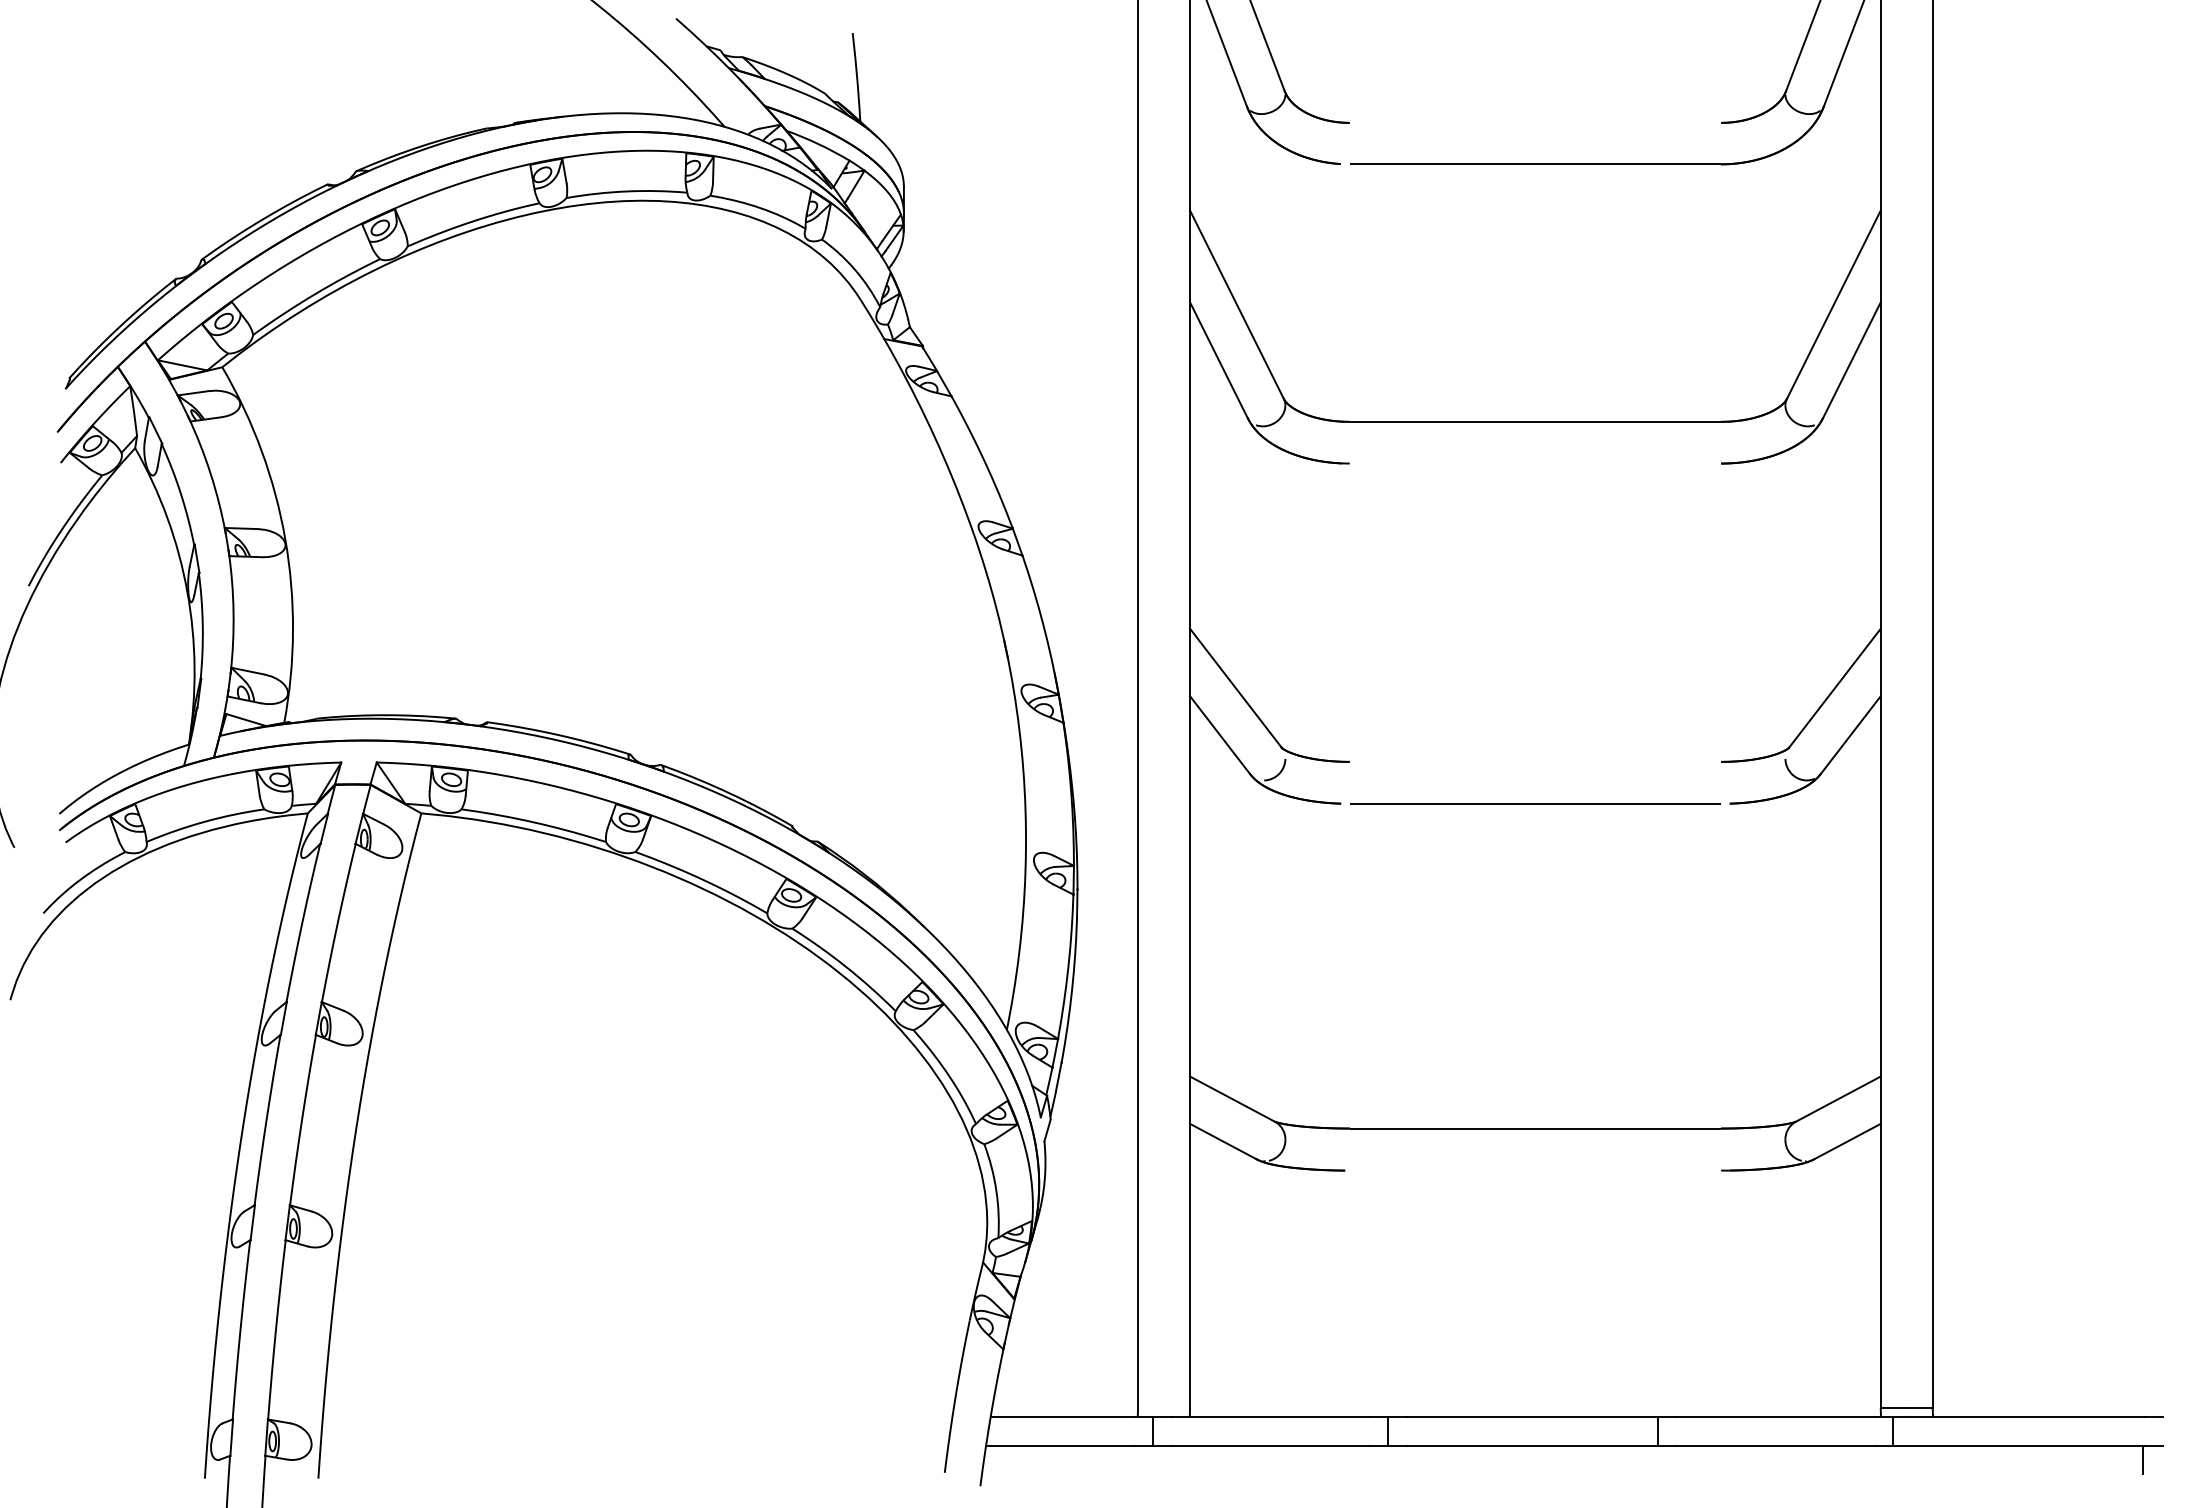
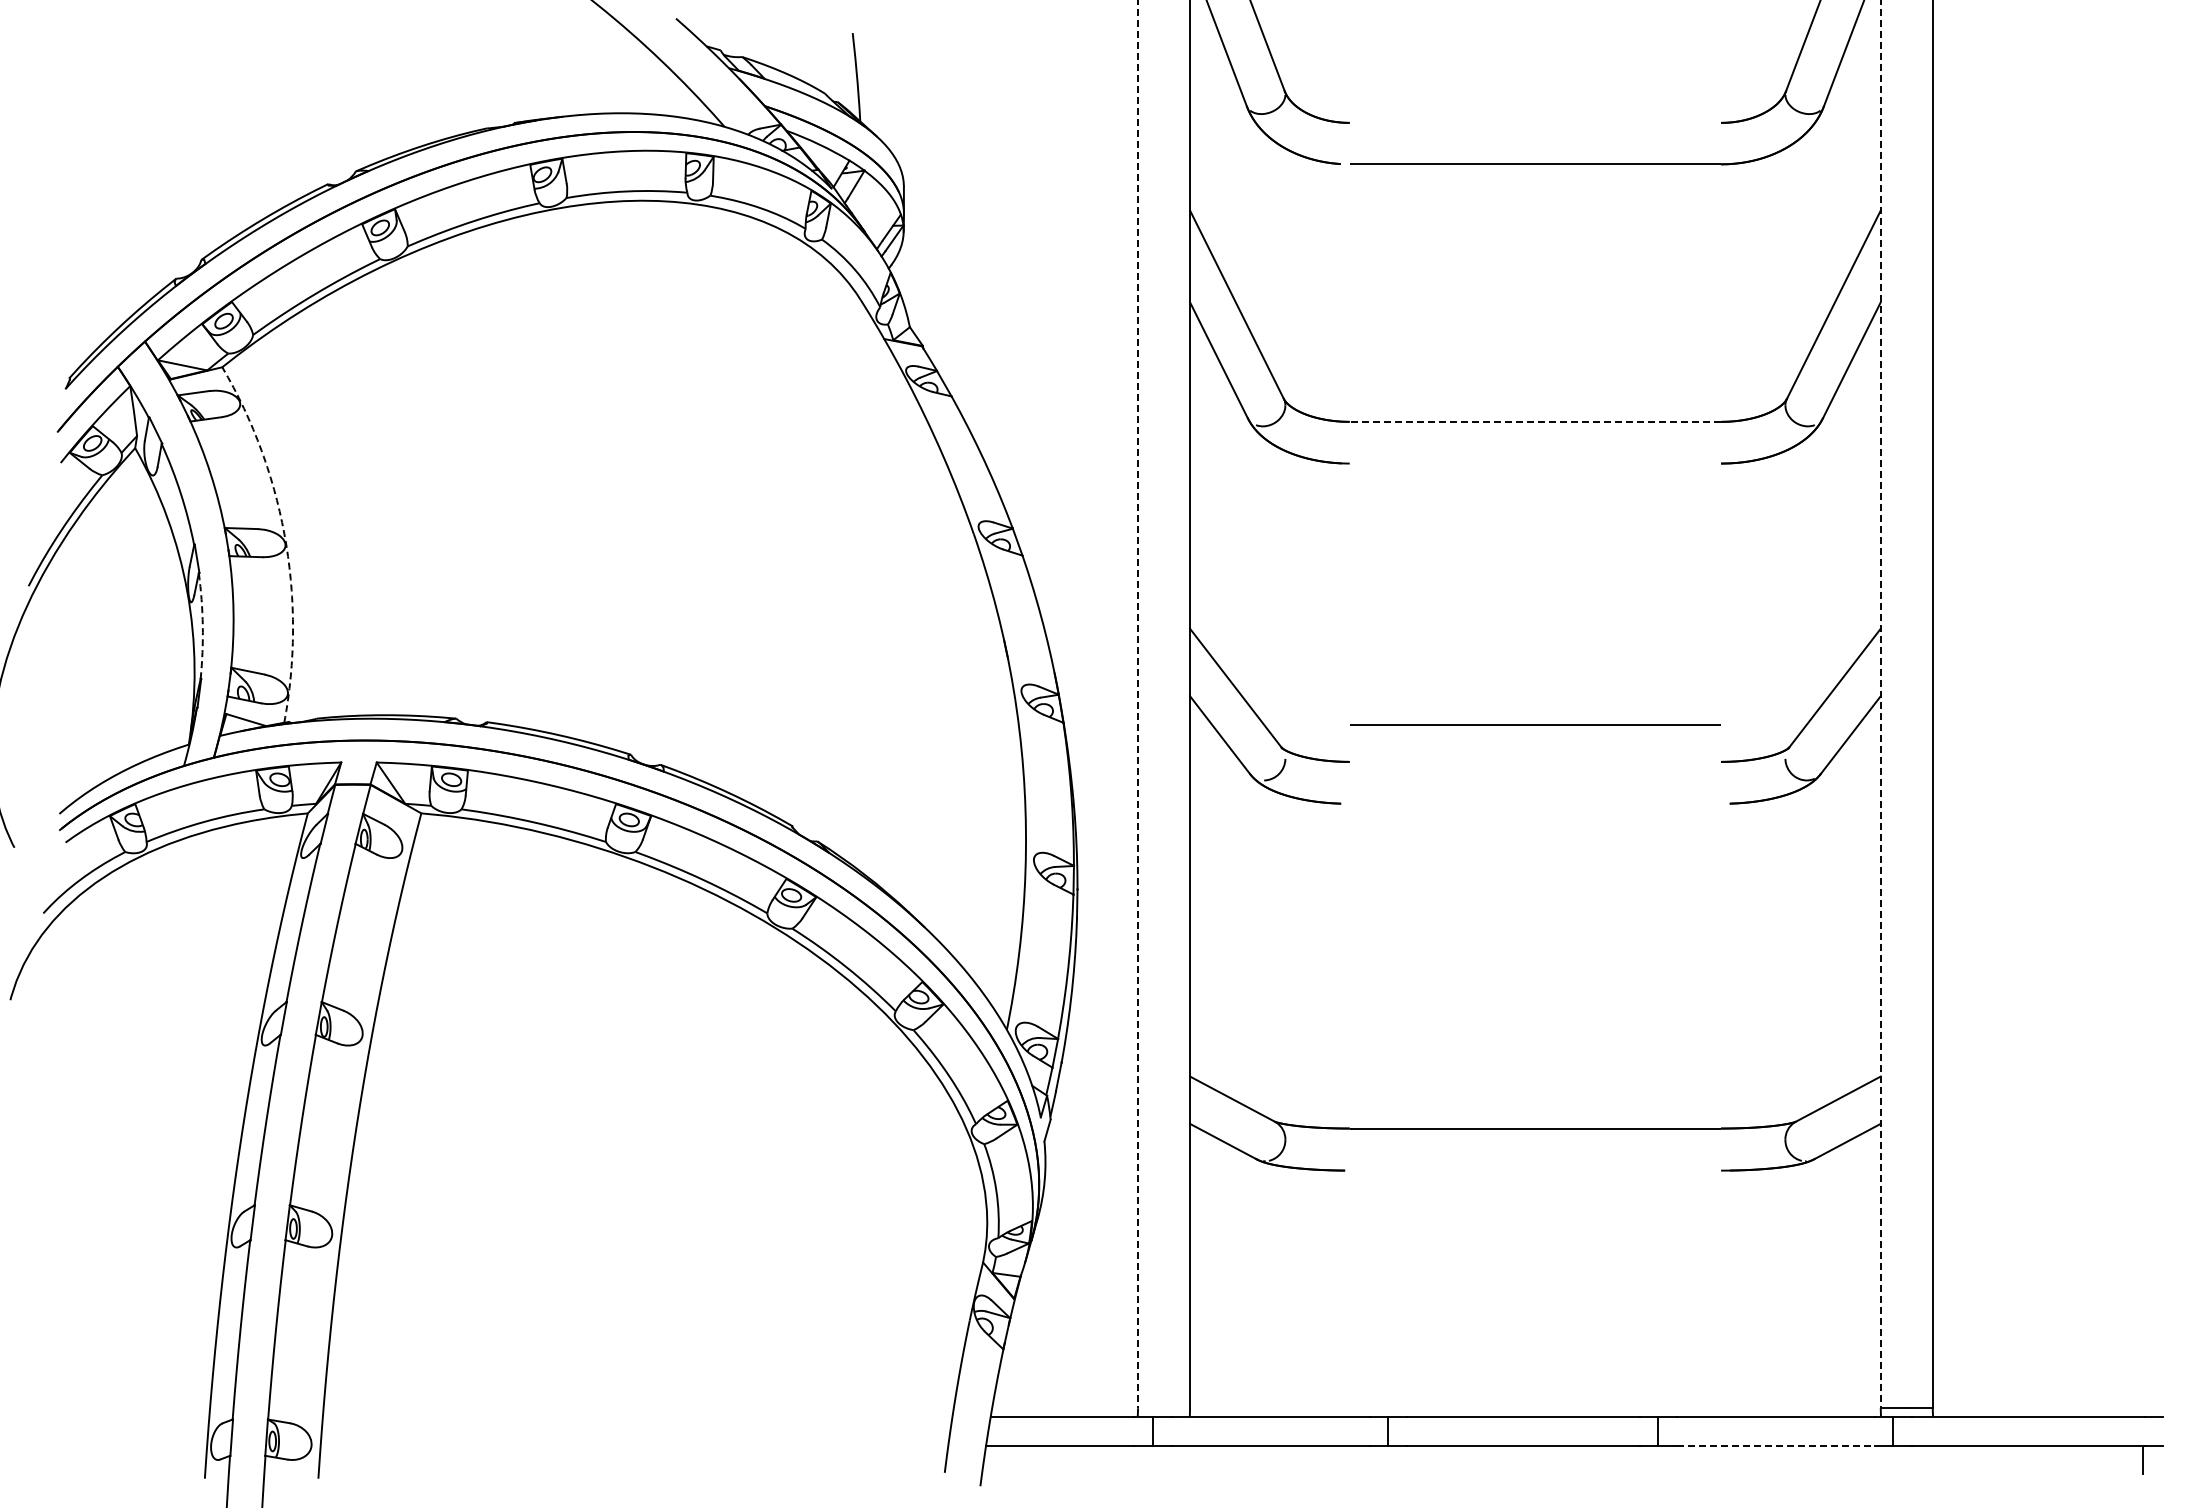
line: solid -> dashed (1536, 421)
arc: solid -> dashed (285, 539)
arc: solid -> dashed (202, 626)
line: solid -> dashed (1138, 704)
line: solid -> dashed (1880, 704)
line position: (1535, 803) -> (1535, 724) (1535, 724)
line: solid -> dashed (1776, 1446)
